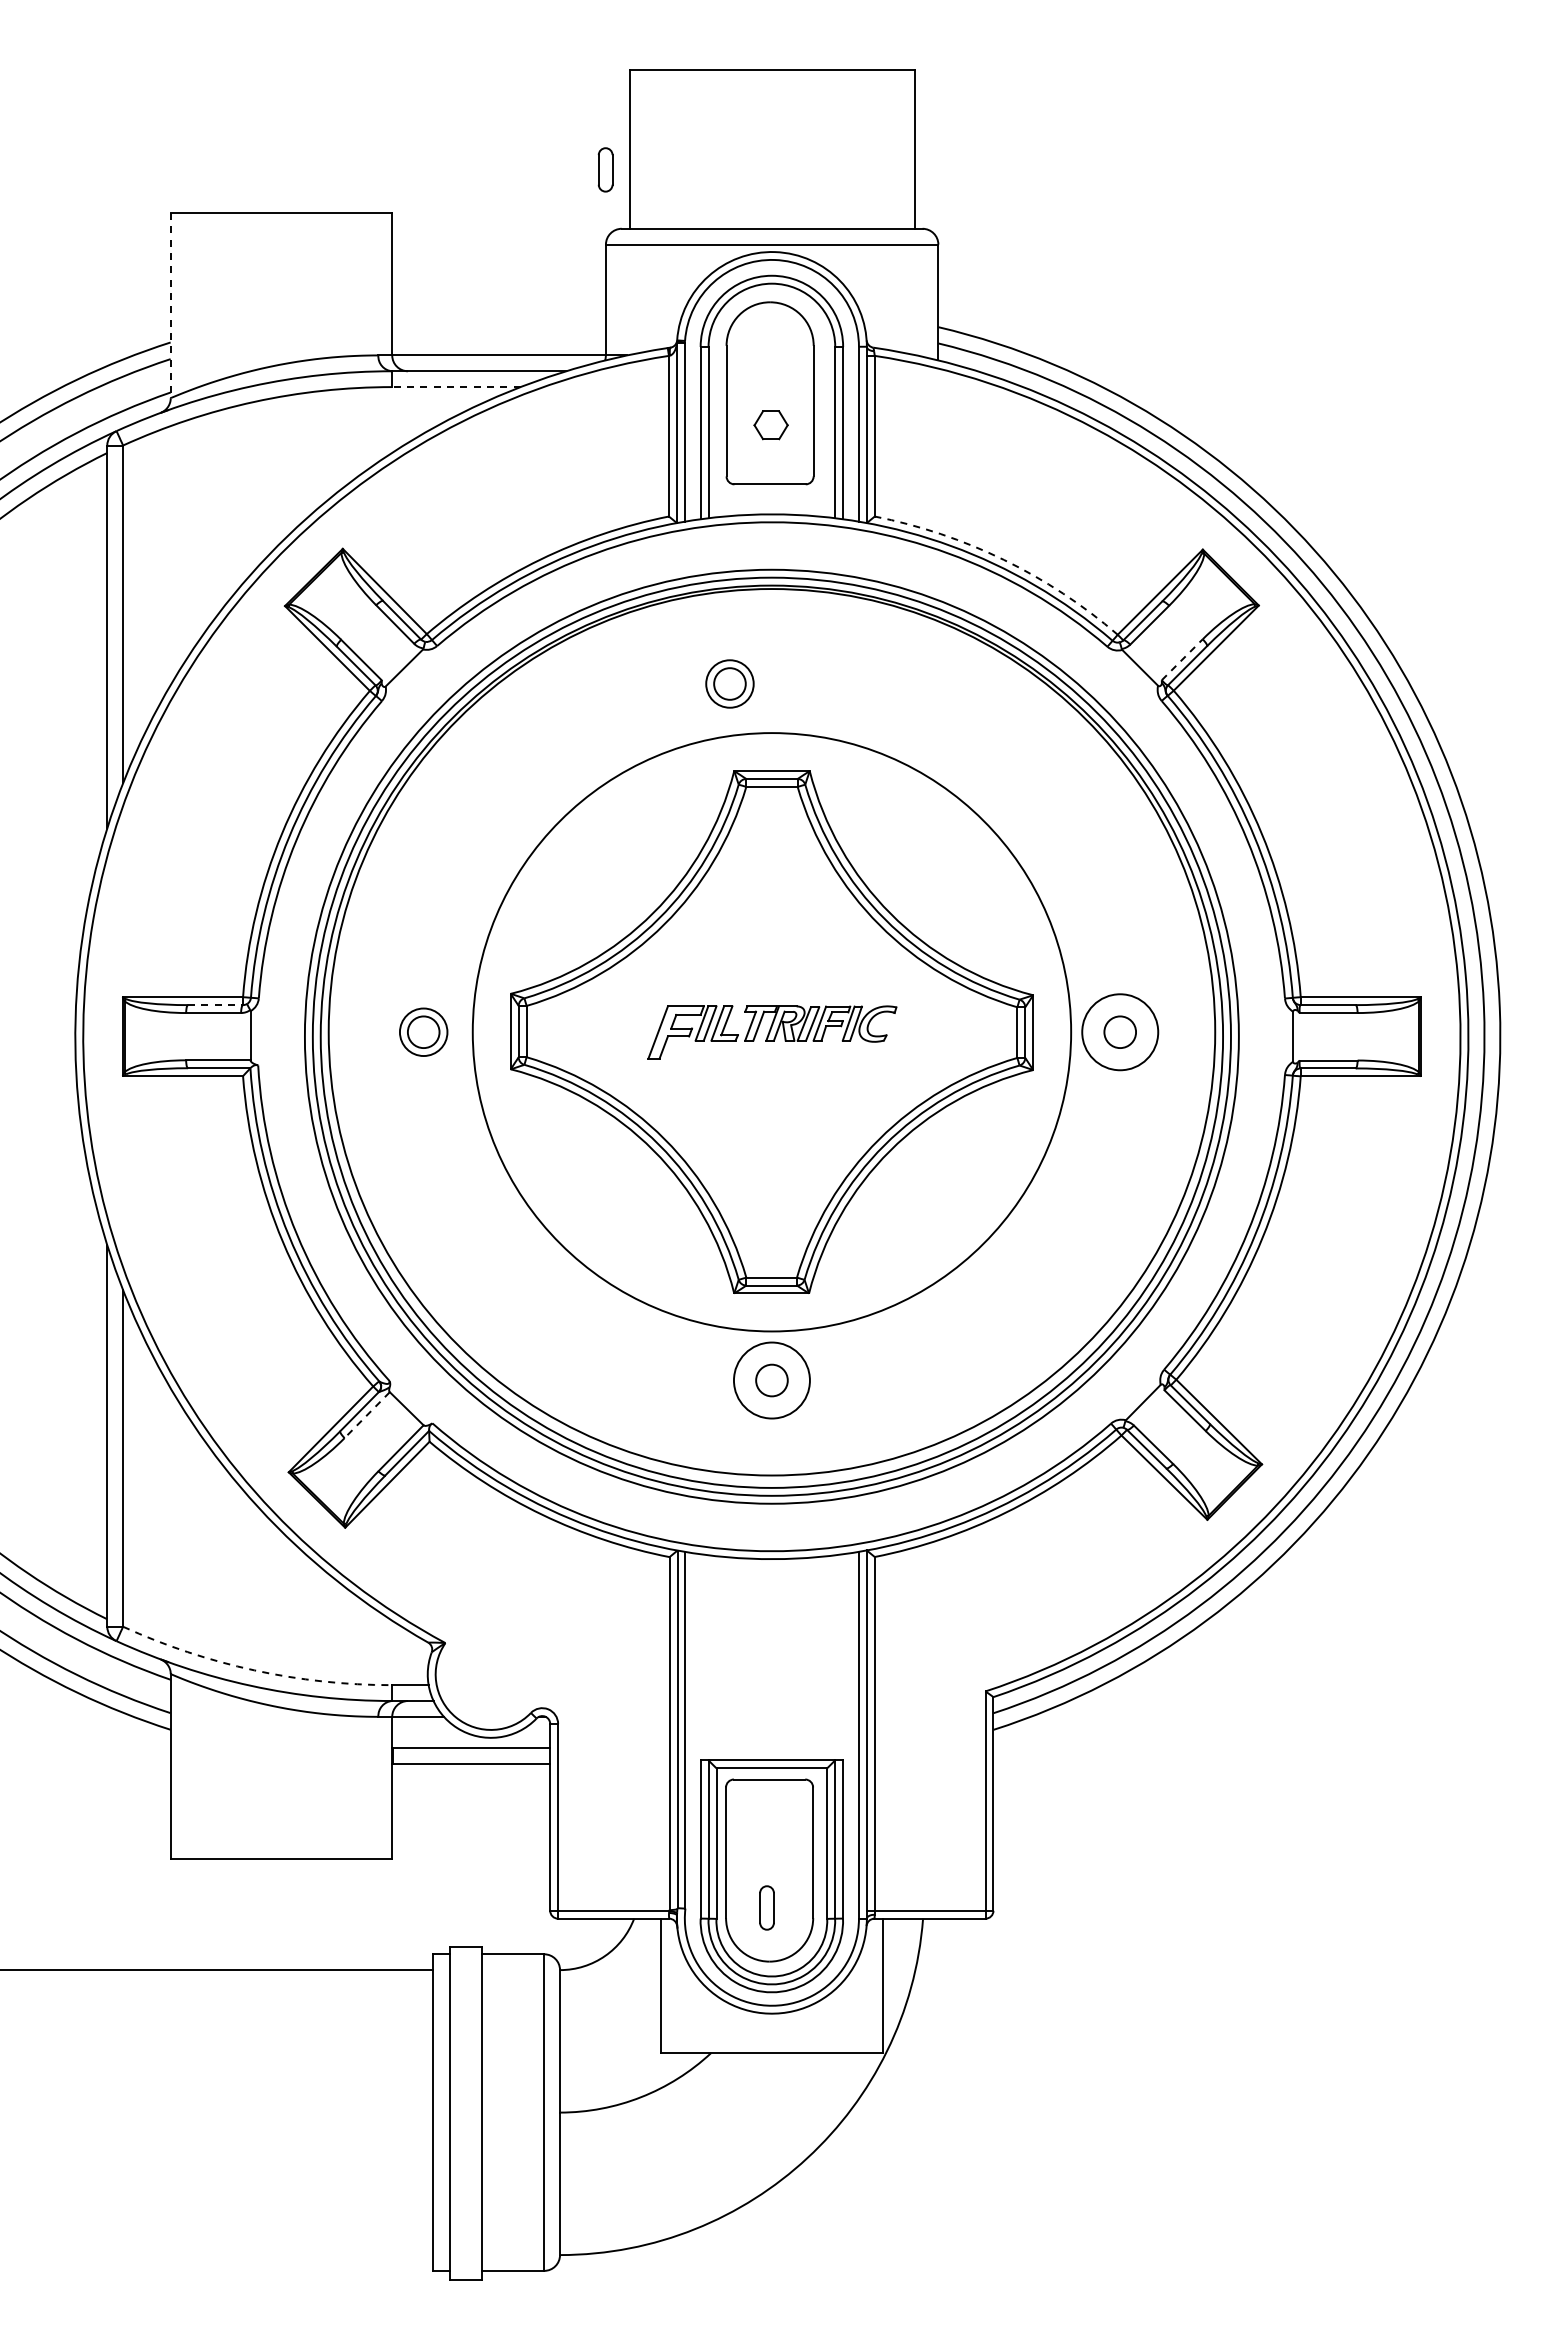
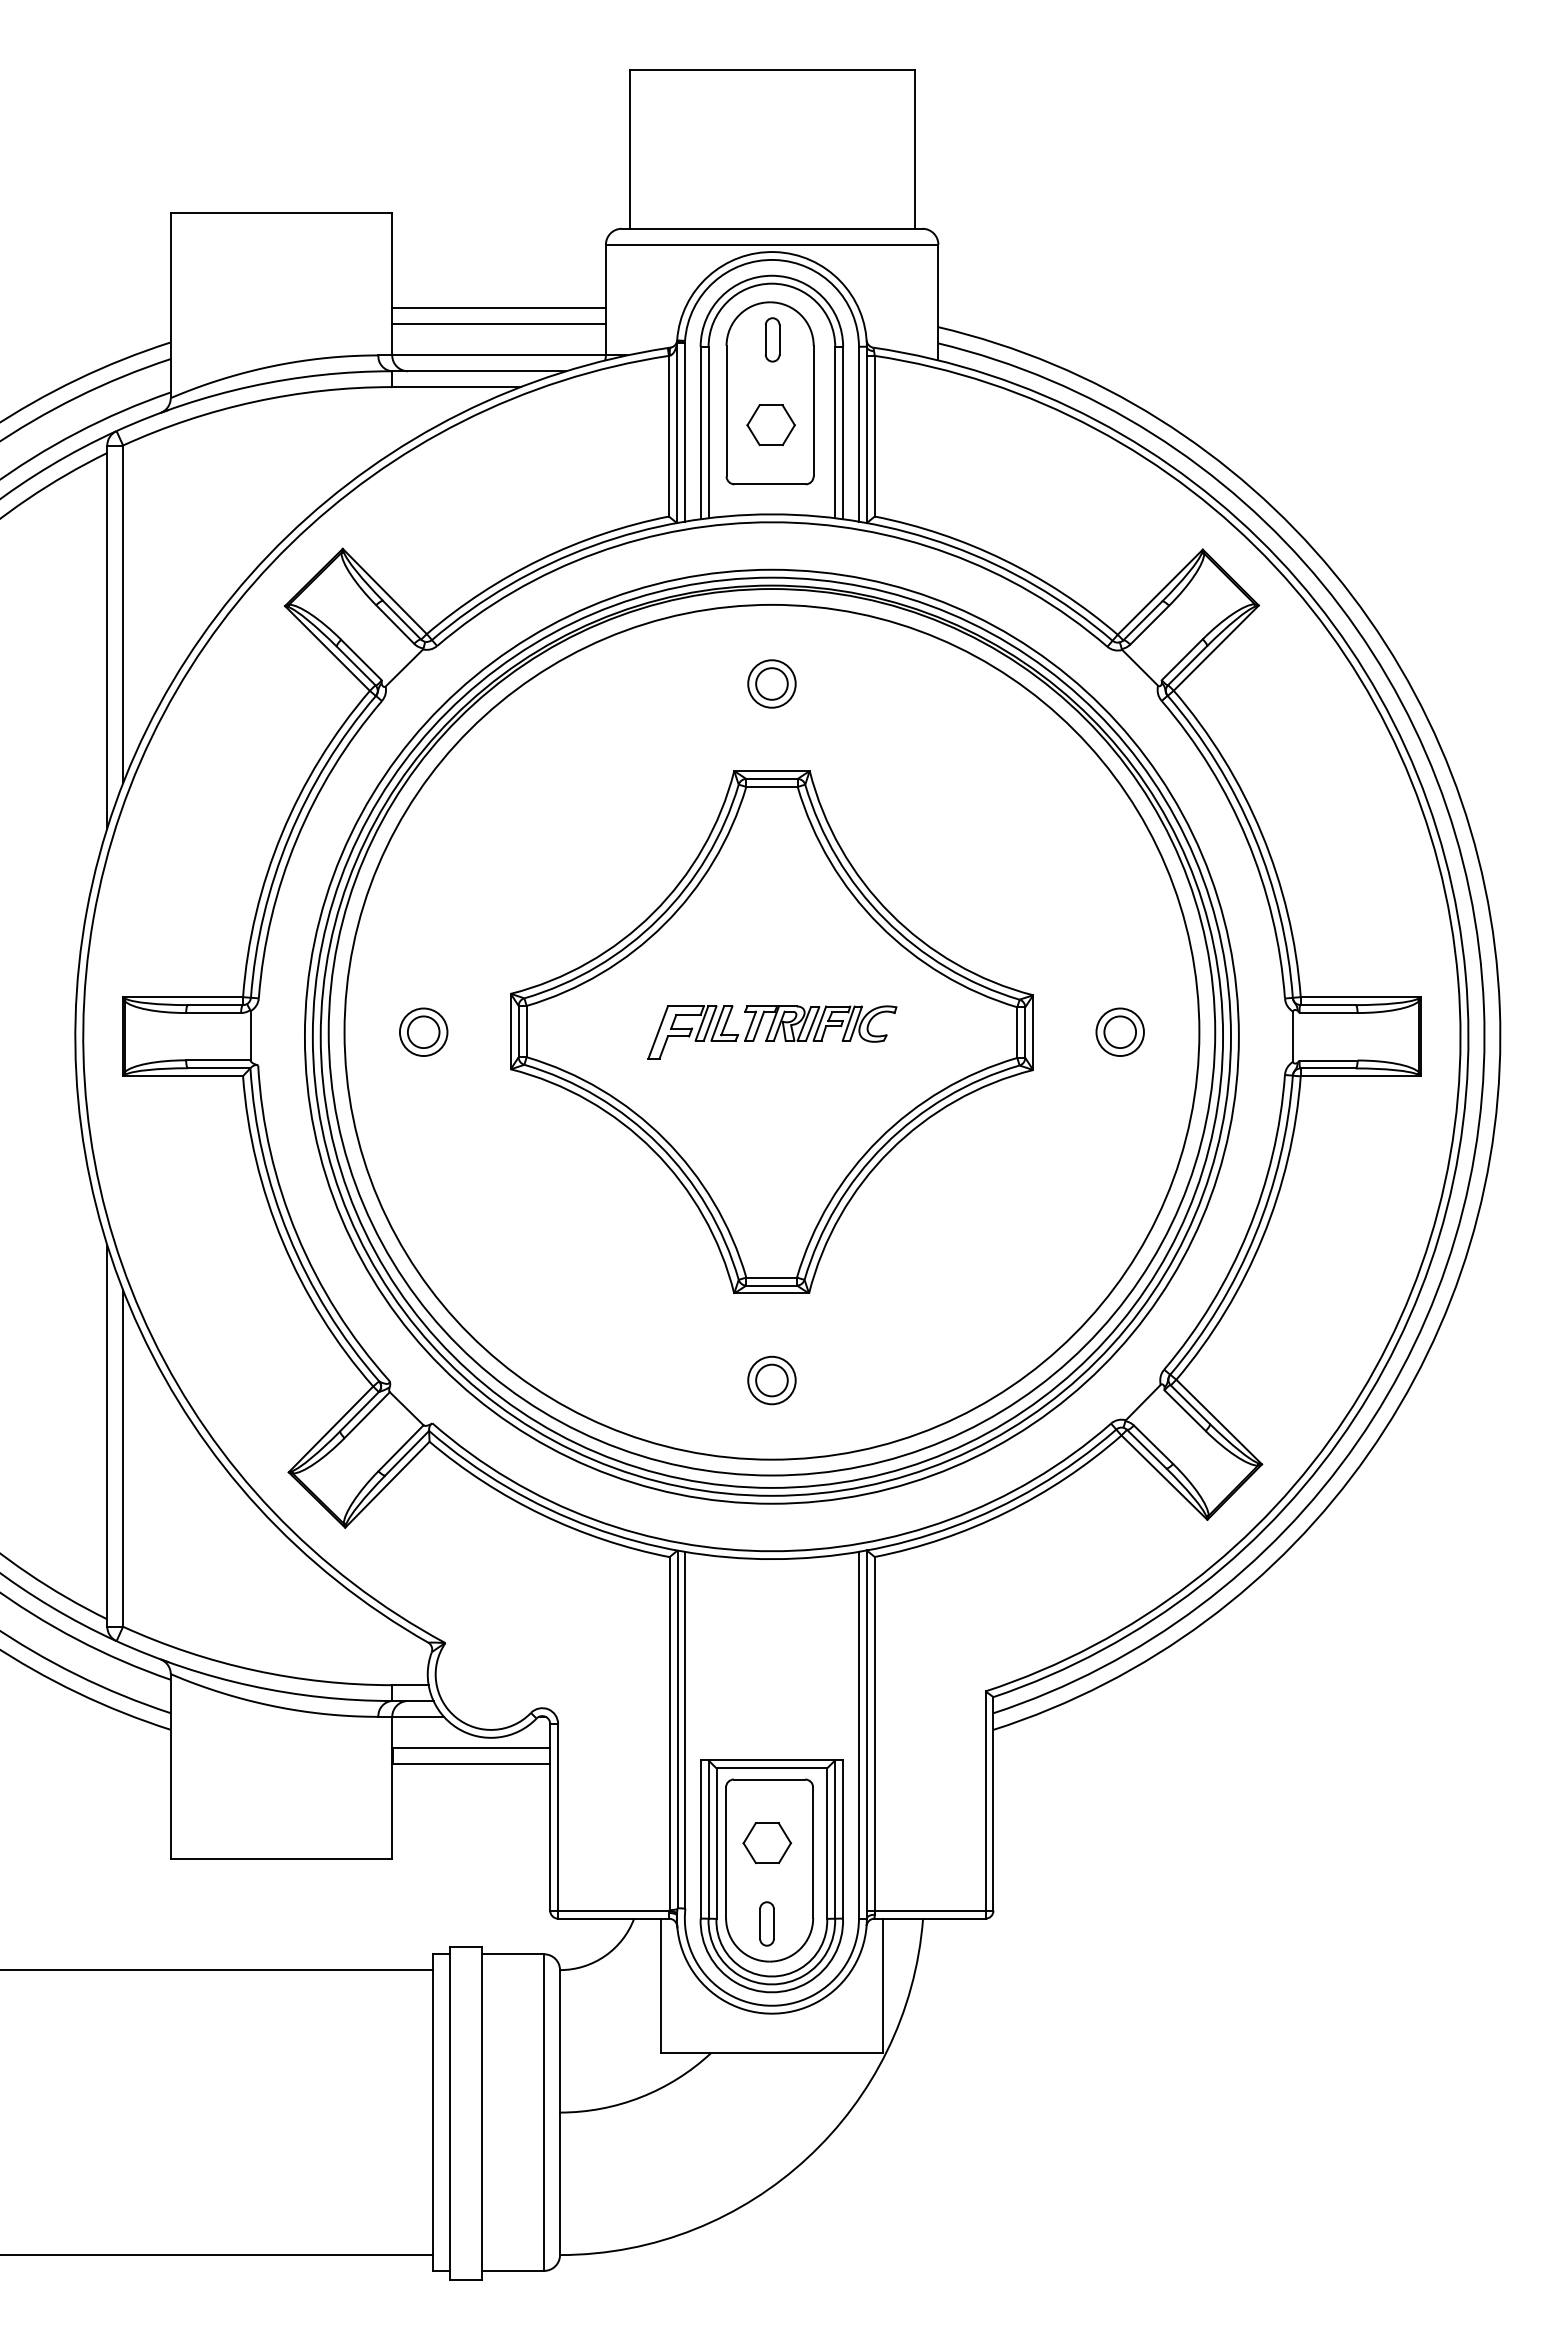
part position: (605, 169) -> (772, 339) (772, 339)
line: dashed -> solid (170, 305)
line: none -> present (498, 307)
line: none -> present (498, 323)
line: dashed -> solid (455, 387)
part size: 36x31 px -> 50x43 px (770, 425)
arc: dashed -> solid (1003, 559)
line: dashed -> solid (1182, 659)
part position: (729, 683) -> (771, 683) (771, 683)
line: dashed -> solid (216, 1005)
circle diameter: 598 px -> 855 px (771, 1031)
circle diameter: 76 px -> 47 px (1119, 1032)
circle diameter: 76 px -> 47 px (771, 1380)
line: dashed -> solid (366, 1415)
arc: dashed -> solid (254, 1670)
part: none -> present (767, 1843)
part position: (766, 1907) -> (766, 1923) (766, 1923)
line: none -> present (217, 2255)
